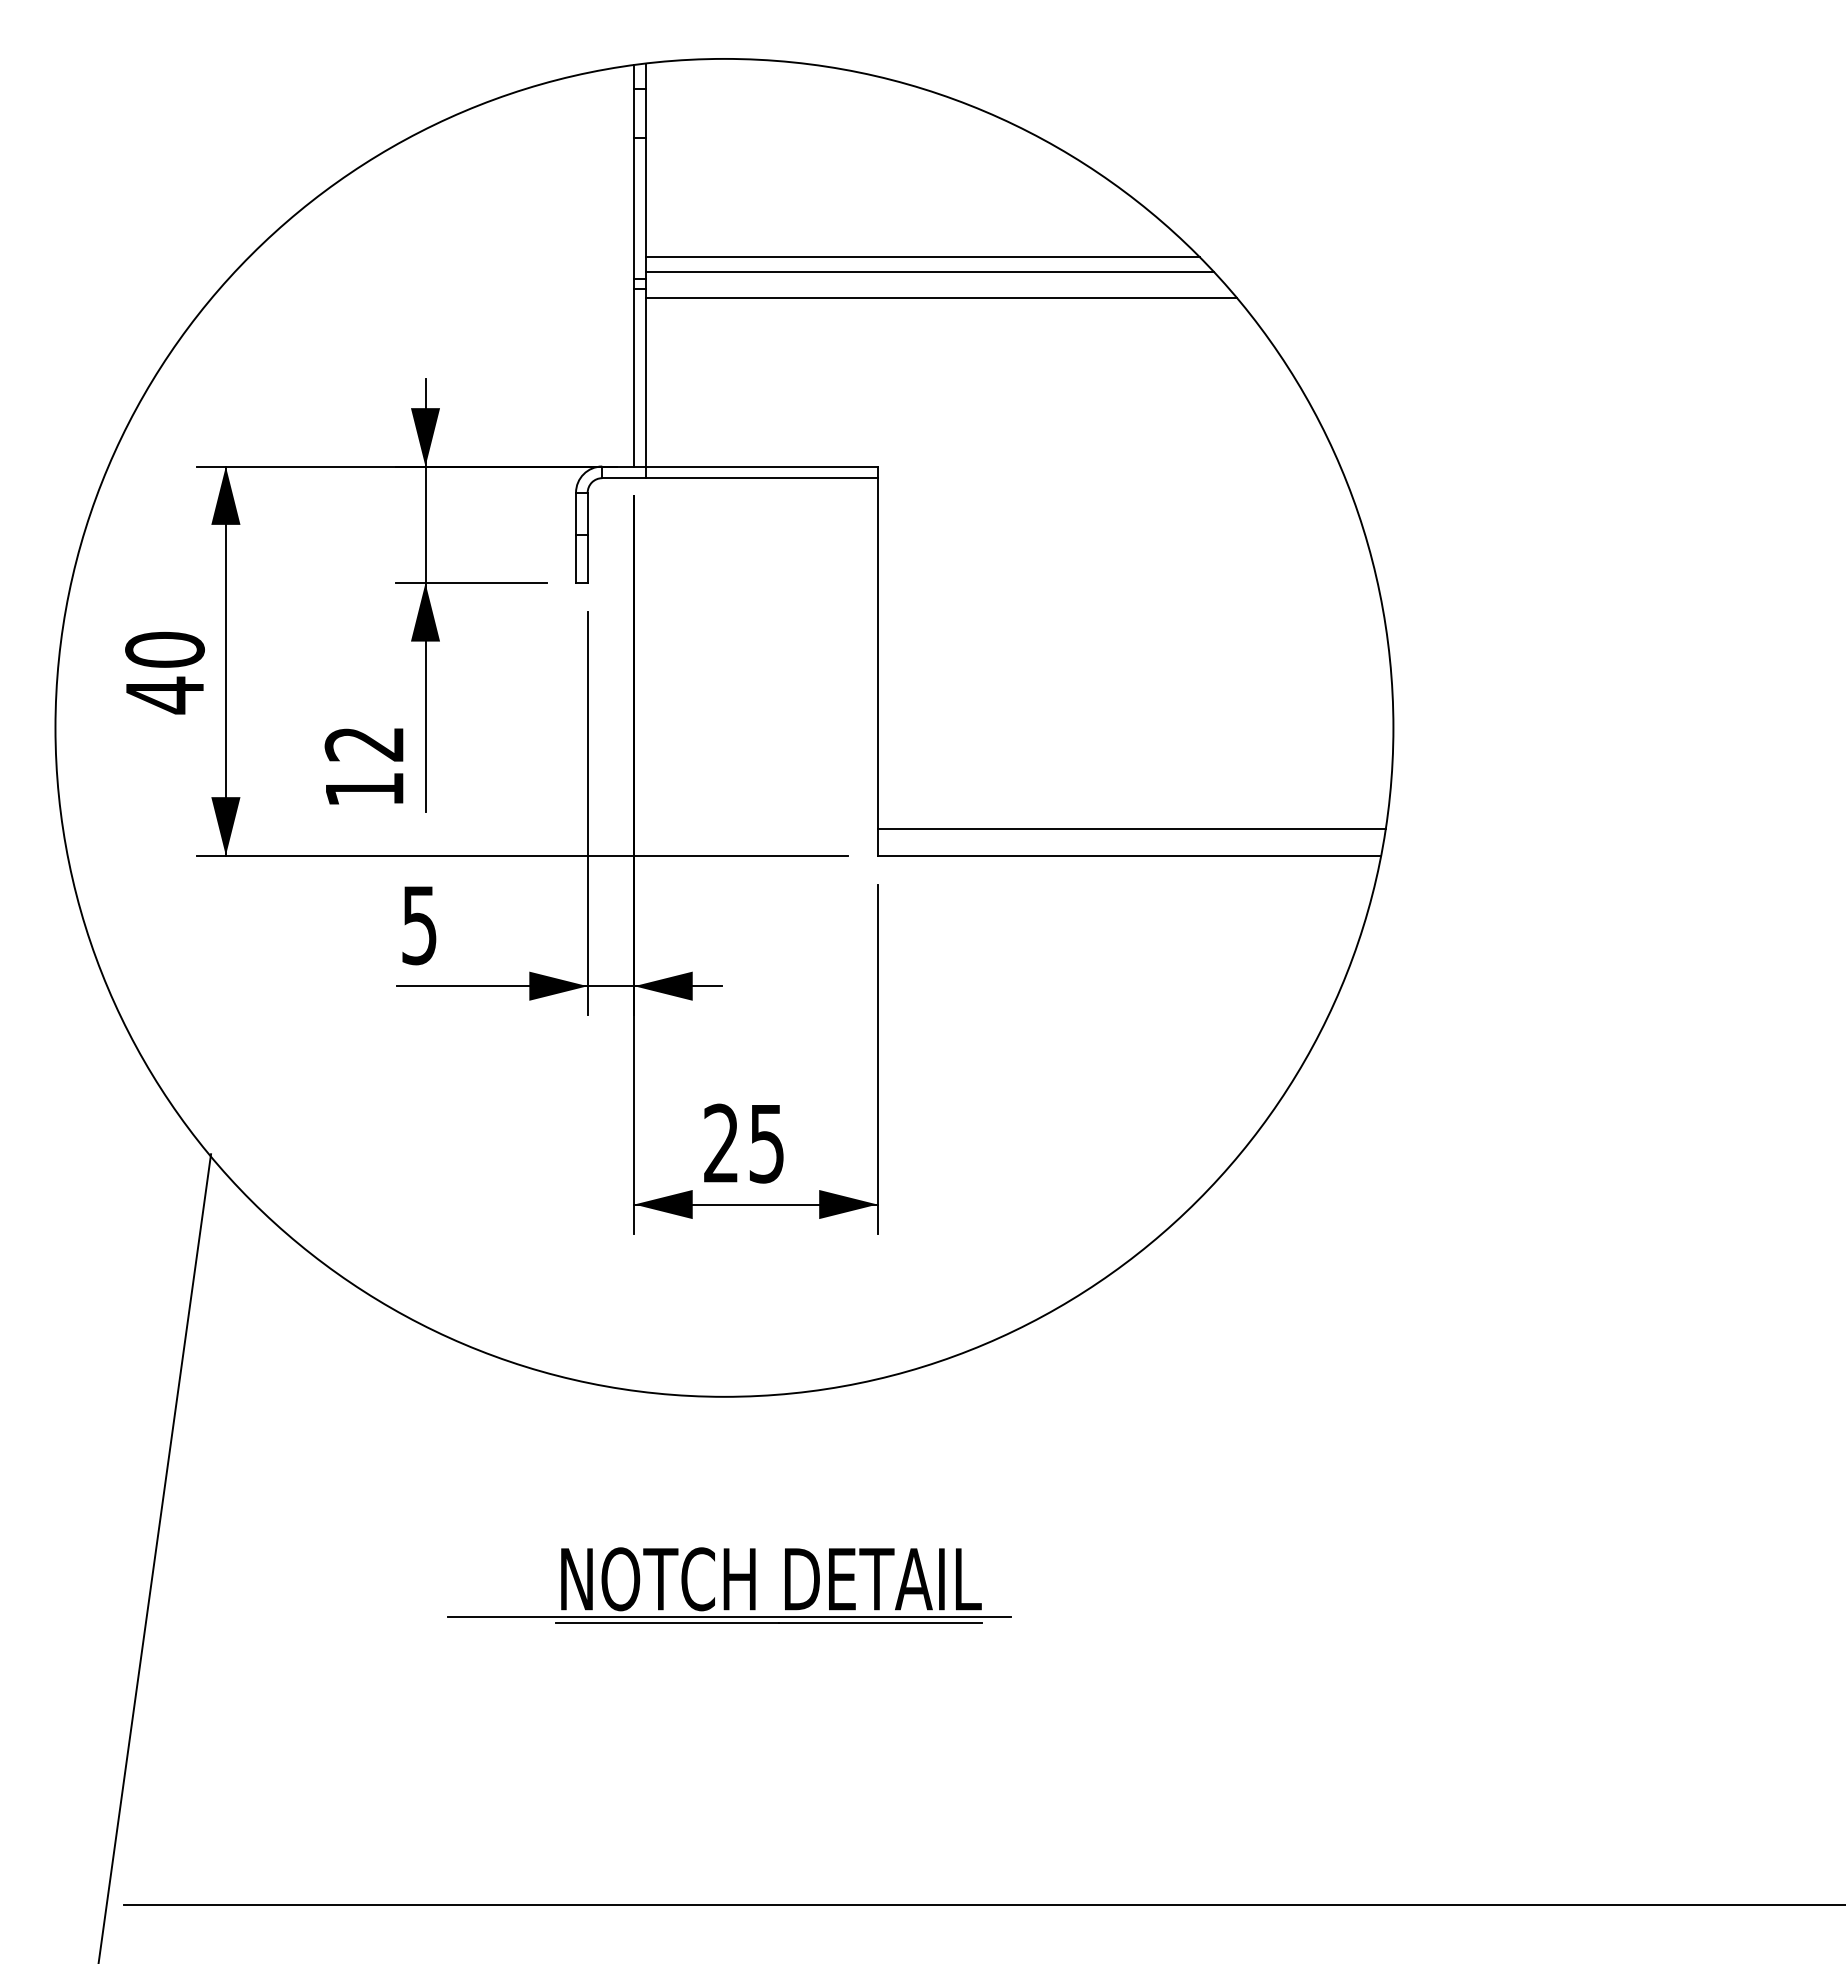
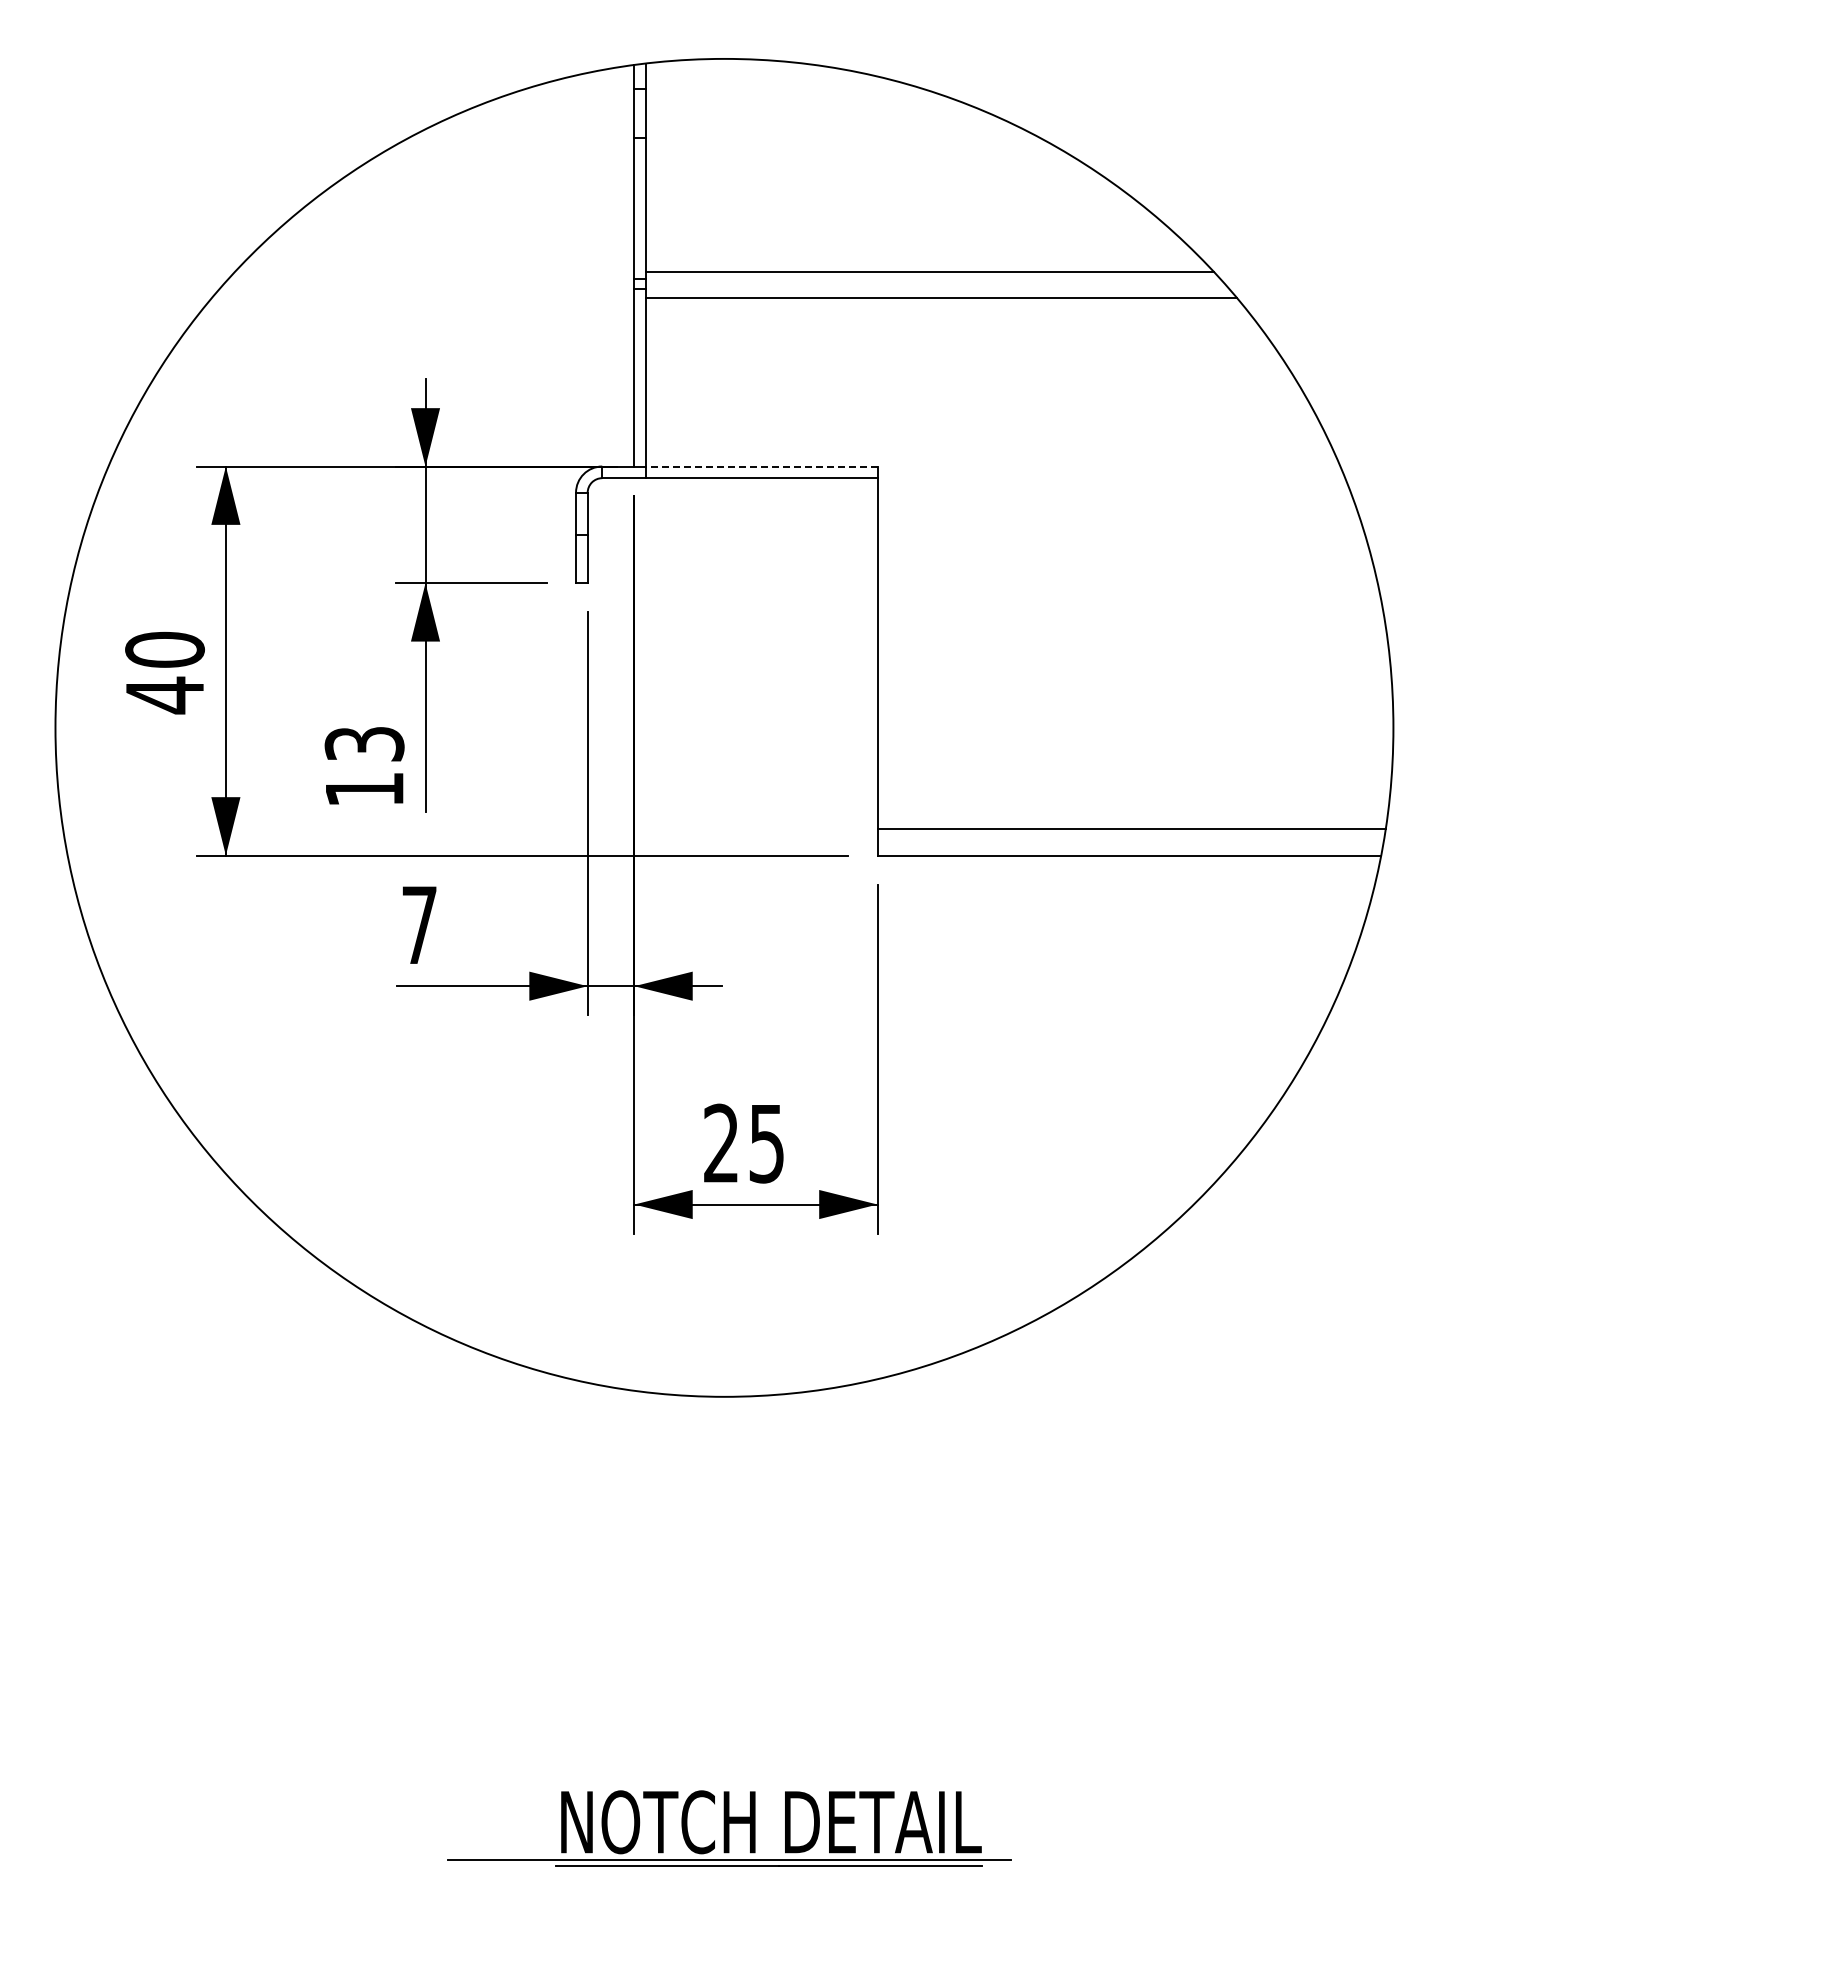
line: present -> none (922, 257)
line: solid -> dashed (761, 466)
text: 12 -> 13 (364, 744)
text: 5 -> 7 (419, 925)
line: present -> none (154, 1557)
part position: (729, 1585) -> (729, 1828) (729, 1828)
line: present -> none (982, 1905)
